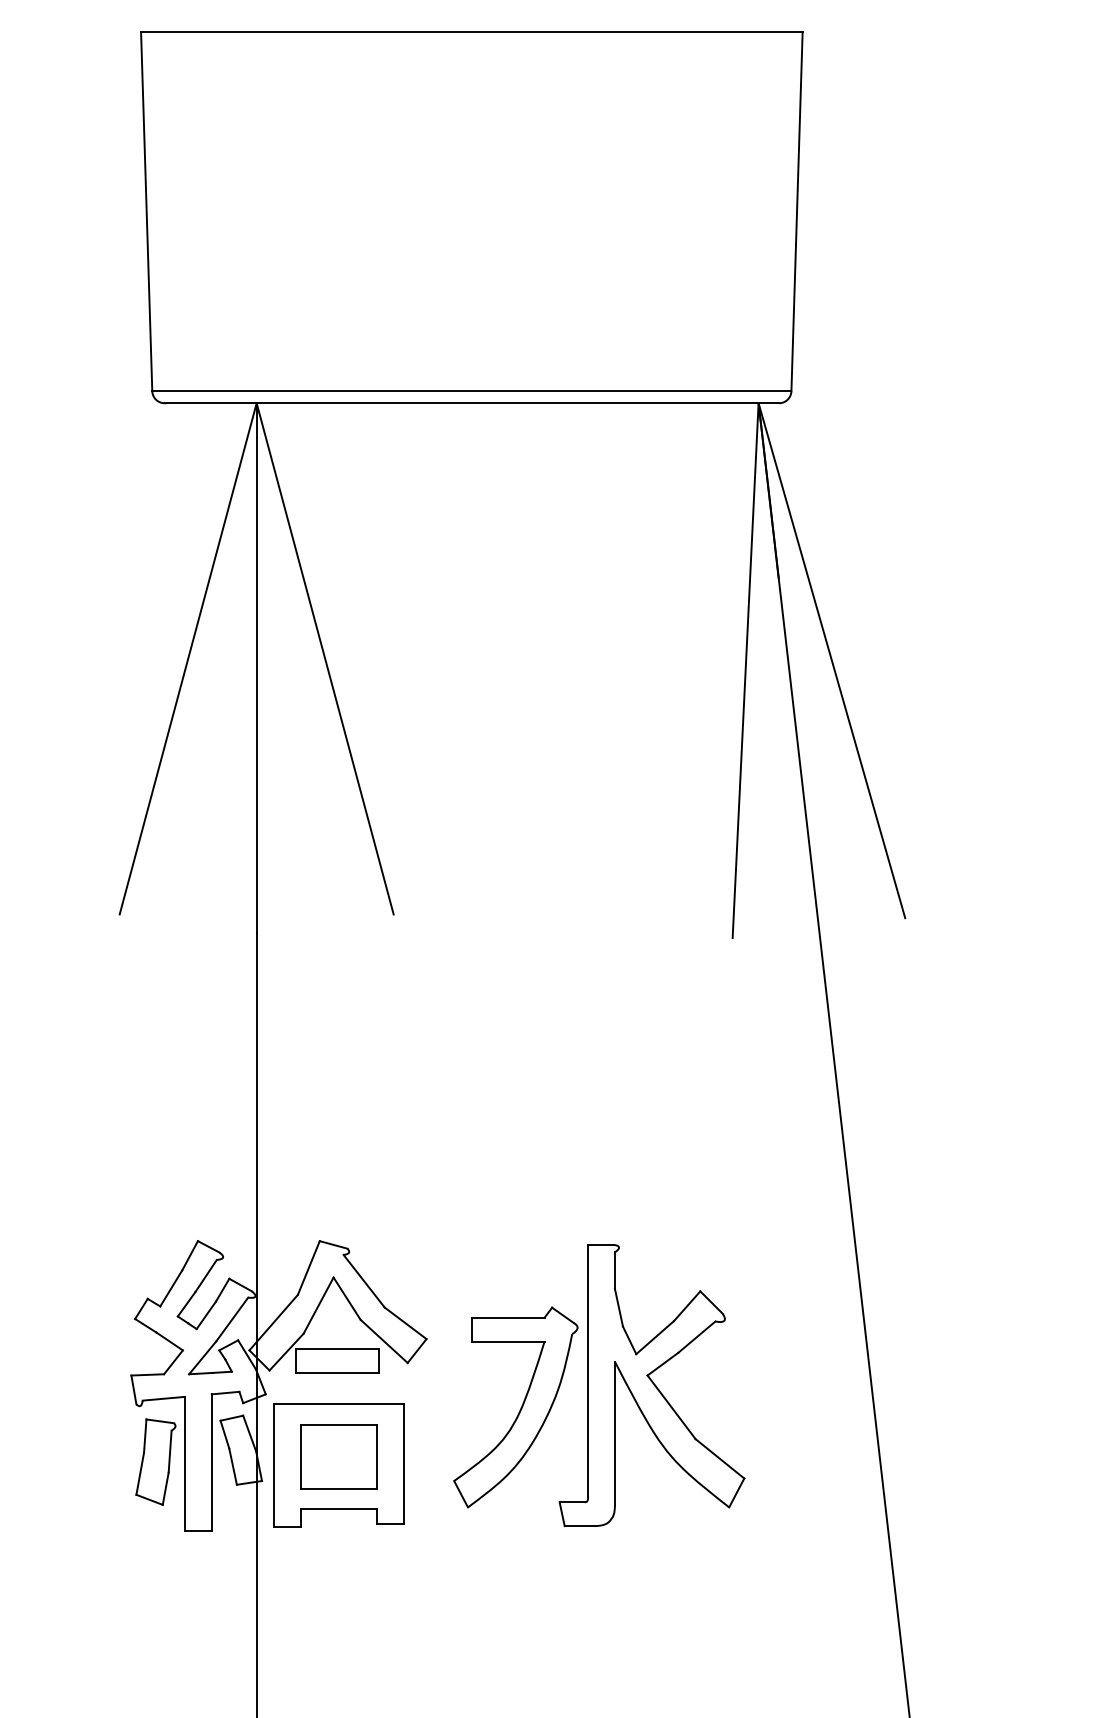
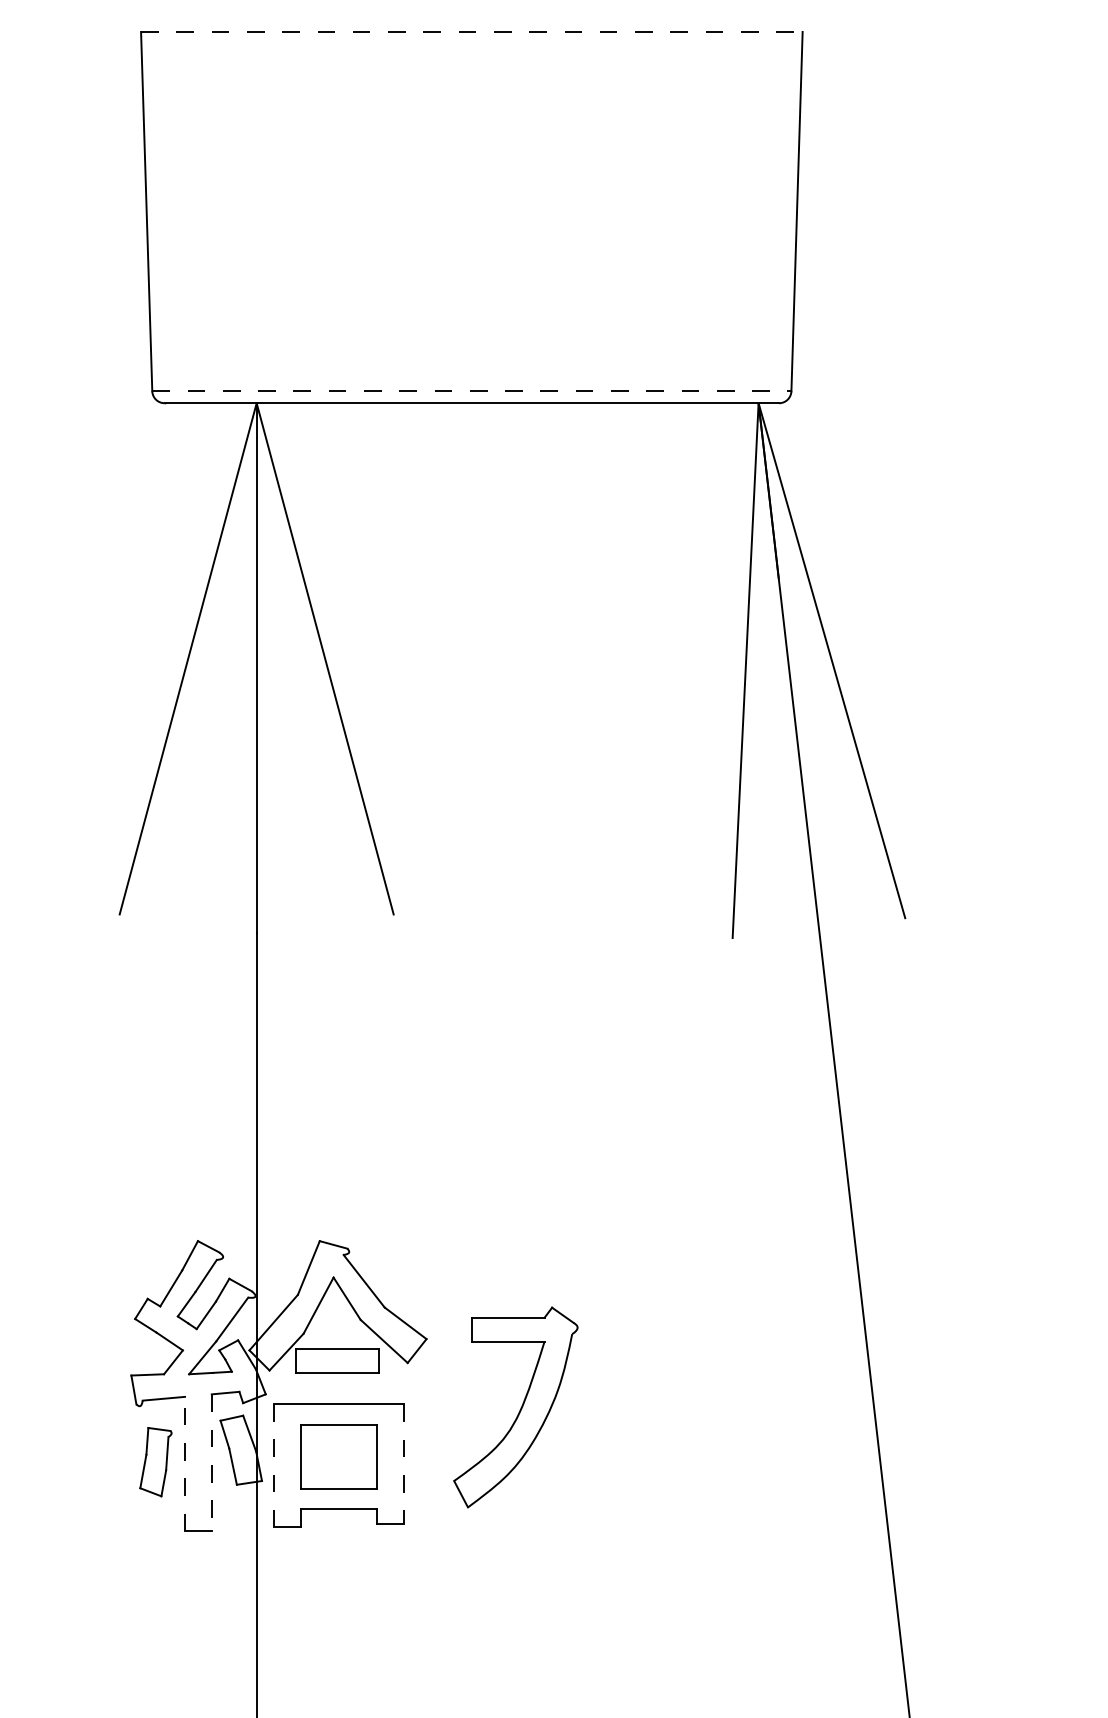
line: solid -> dashed (471, 31)
line: solid -> dashed (471, 391)
part: present -> none (651, 1385)
part size: 42x88 px -> 34x71 px (155, 1462)
line: solid -> dashed (185, 1463)
line: solid -> dashed (211, 1463)
line: solid -> dashed (403, 1464)
line: solid -> dashed (274, 1465)
